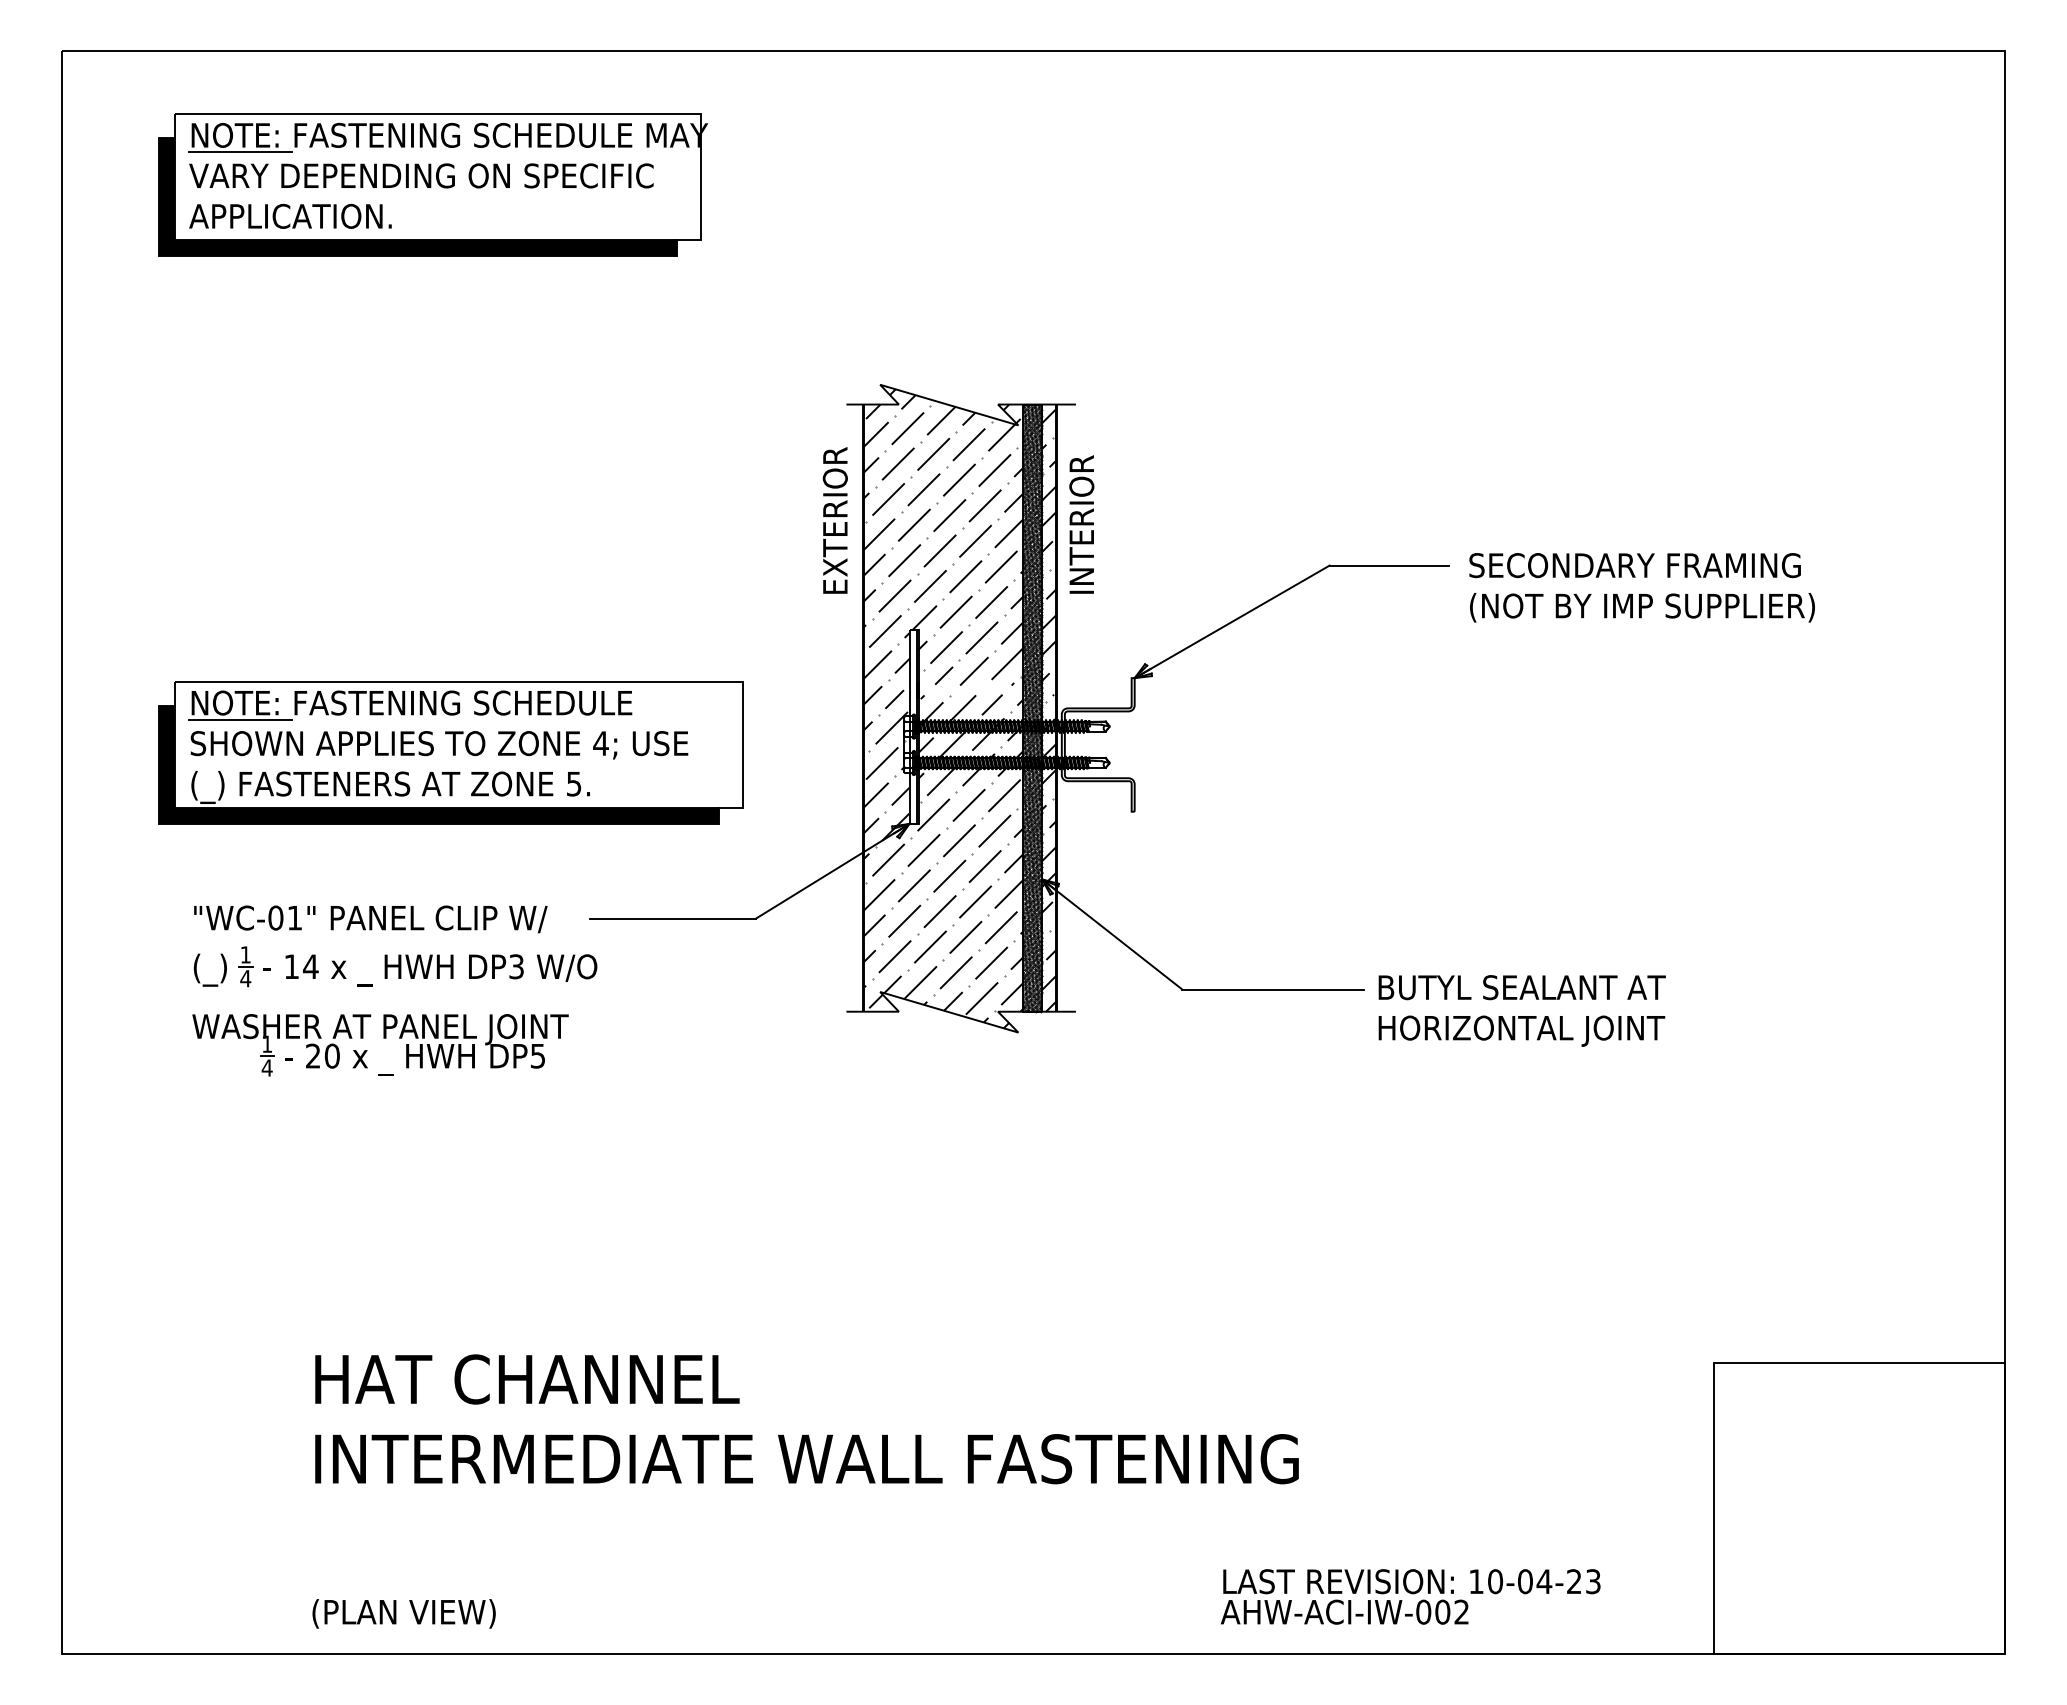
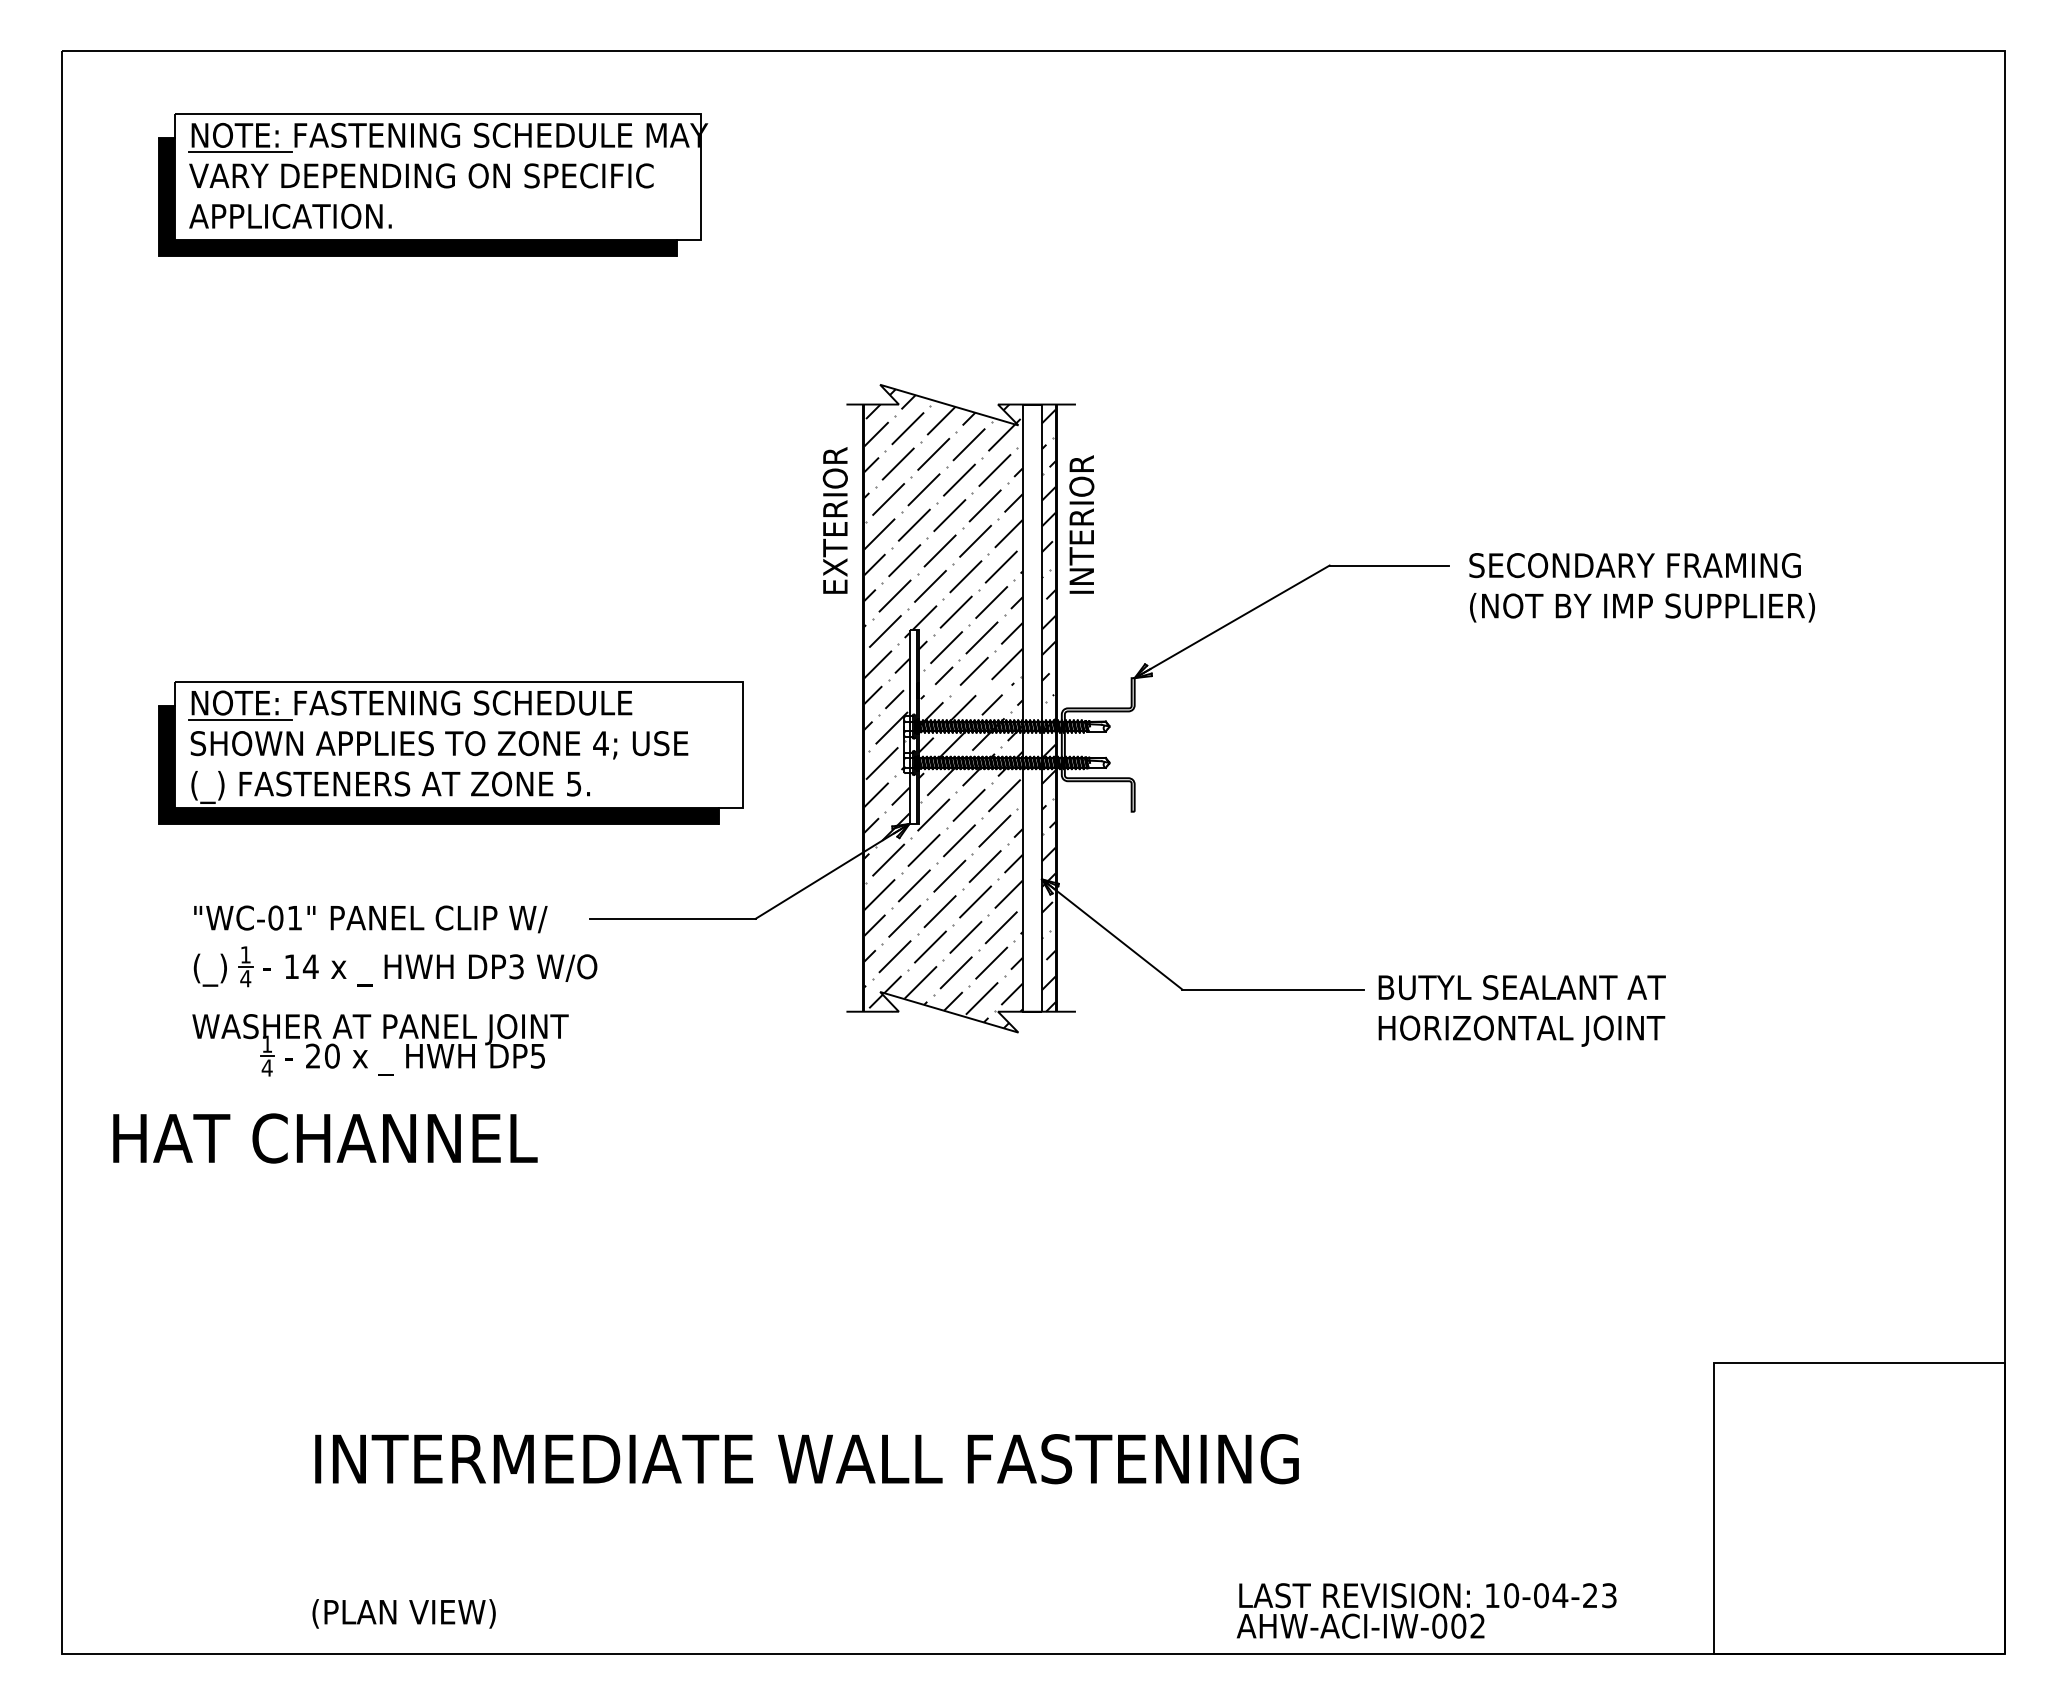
hatch: present -> none (1031, 707)
text position: (527, 1379) -> (325, 1138) (325, 1138)
text position: (1410, 1596) -> (1426, 1610) (1426, 1610)
